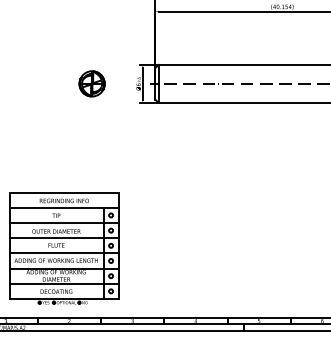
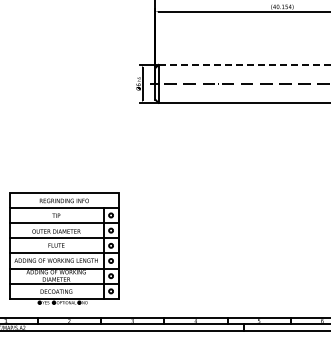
line: solid -> dashed (244, 64)
part: present -> none (91, 83)
